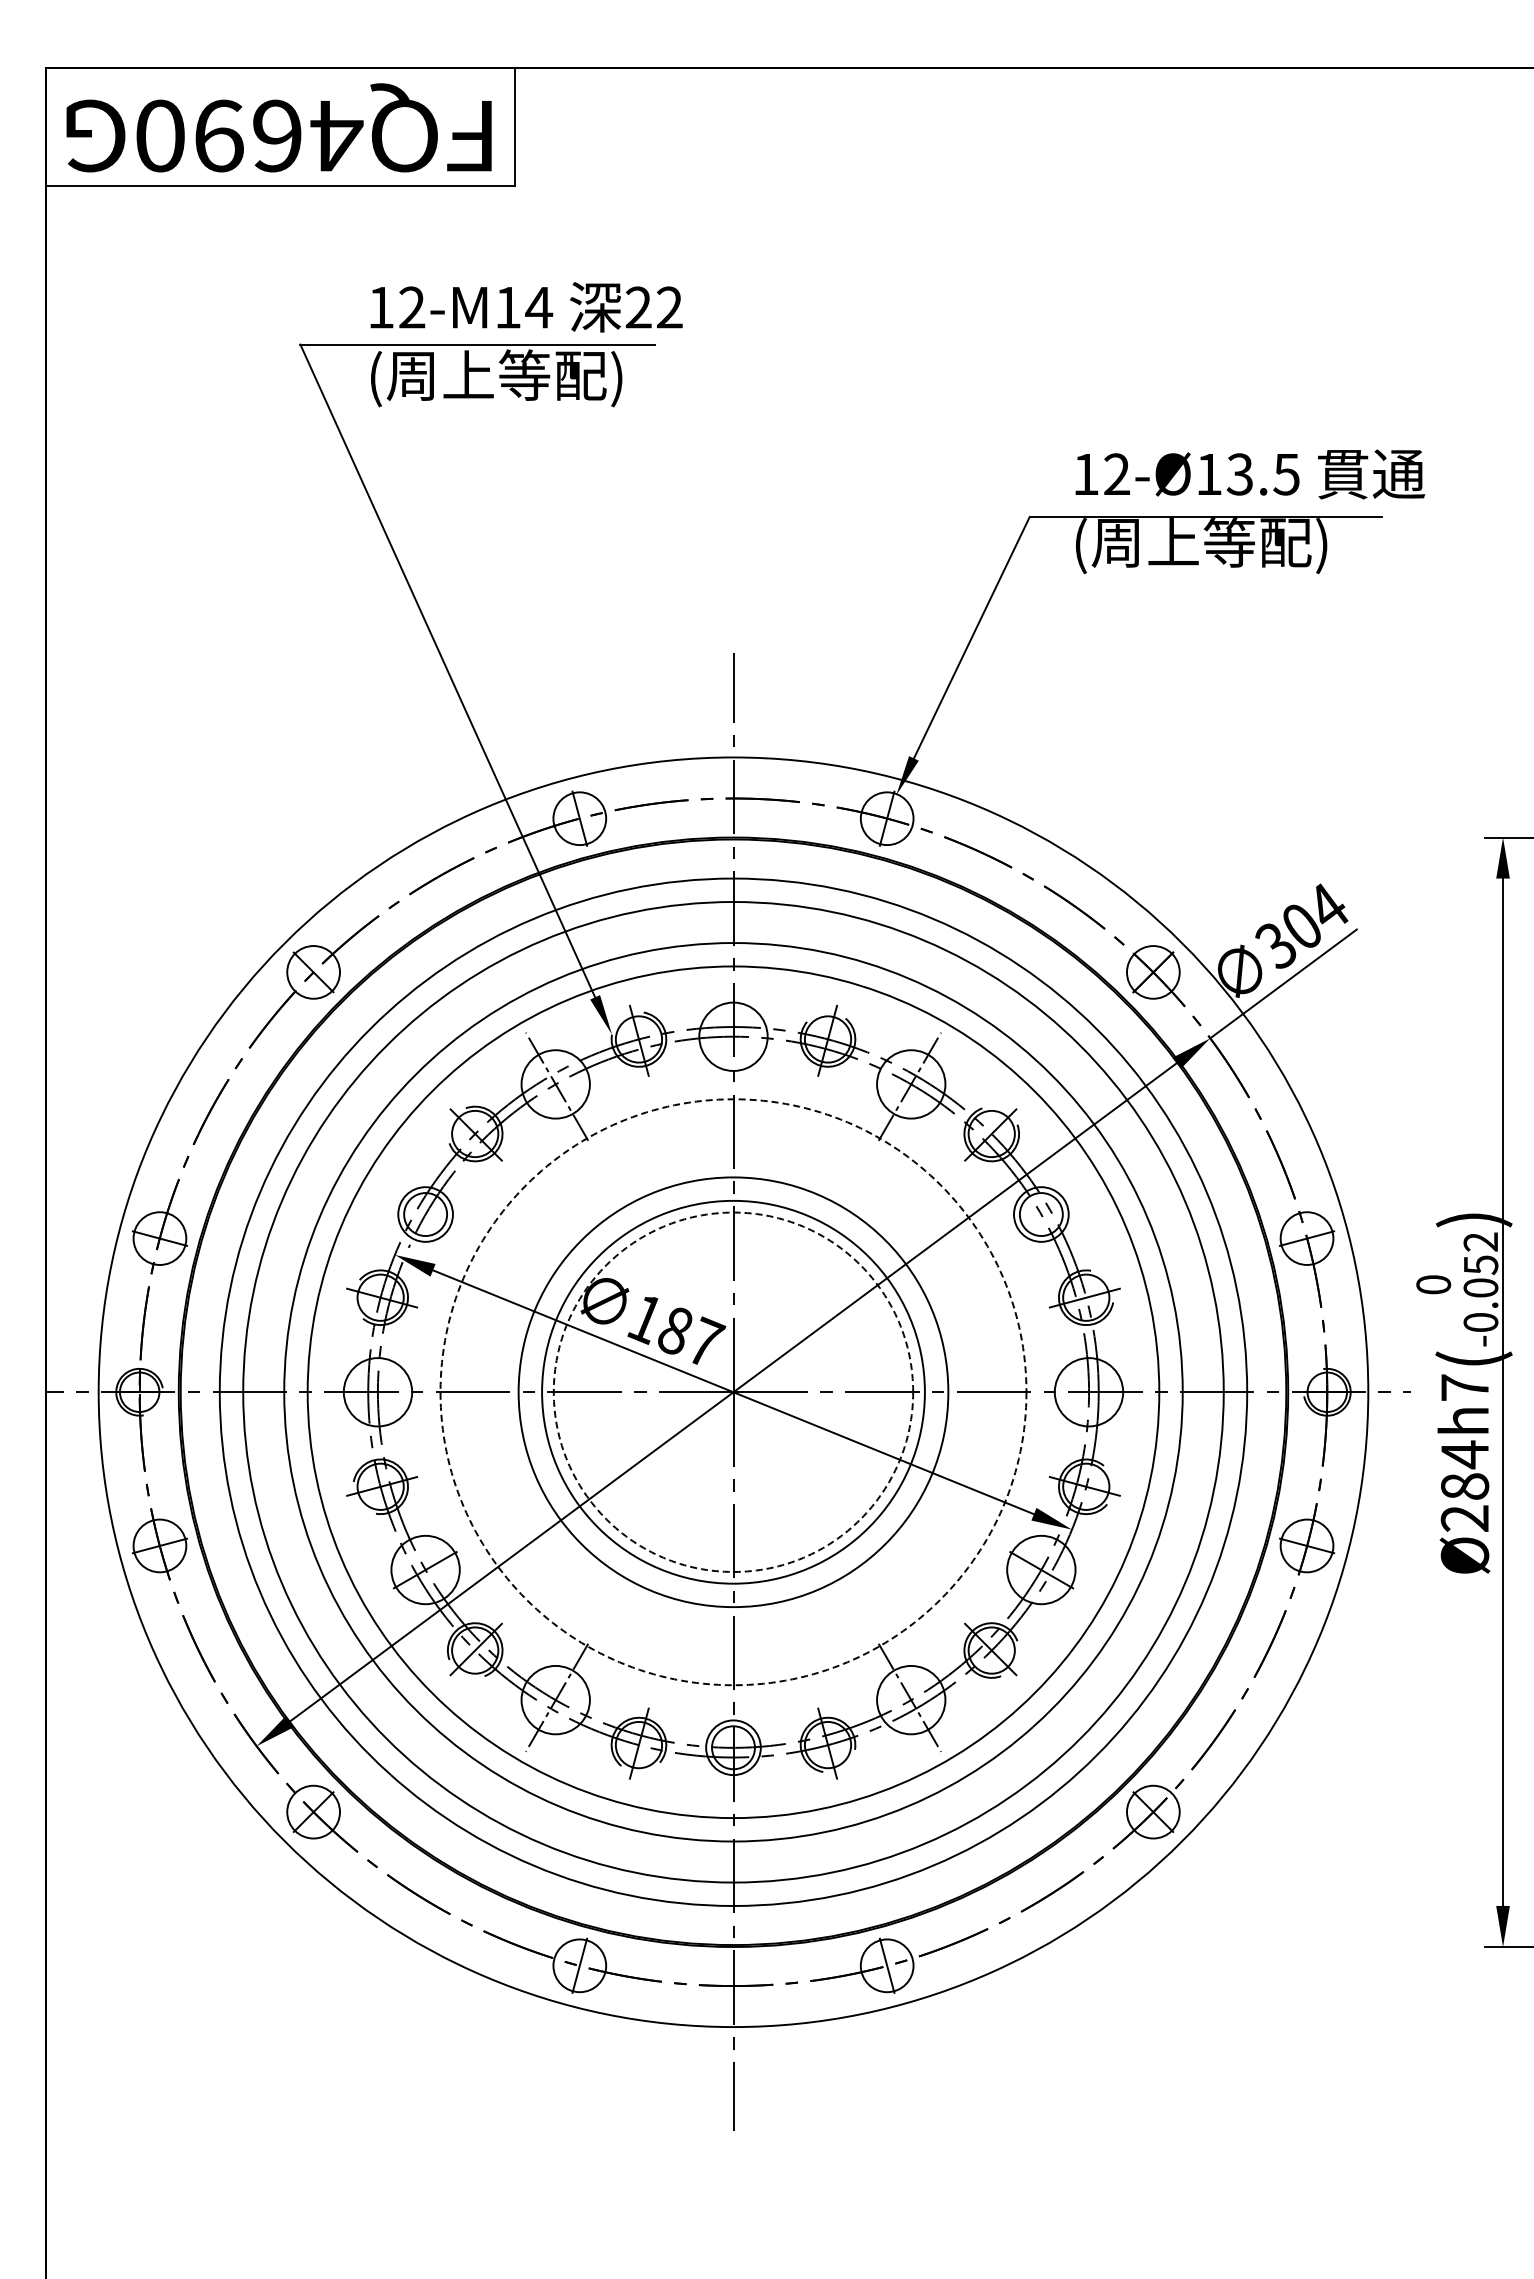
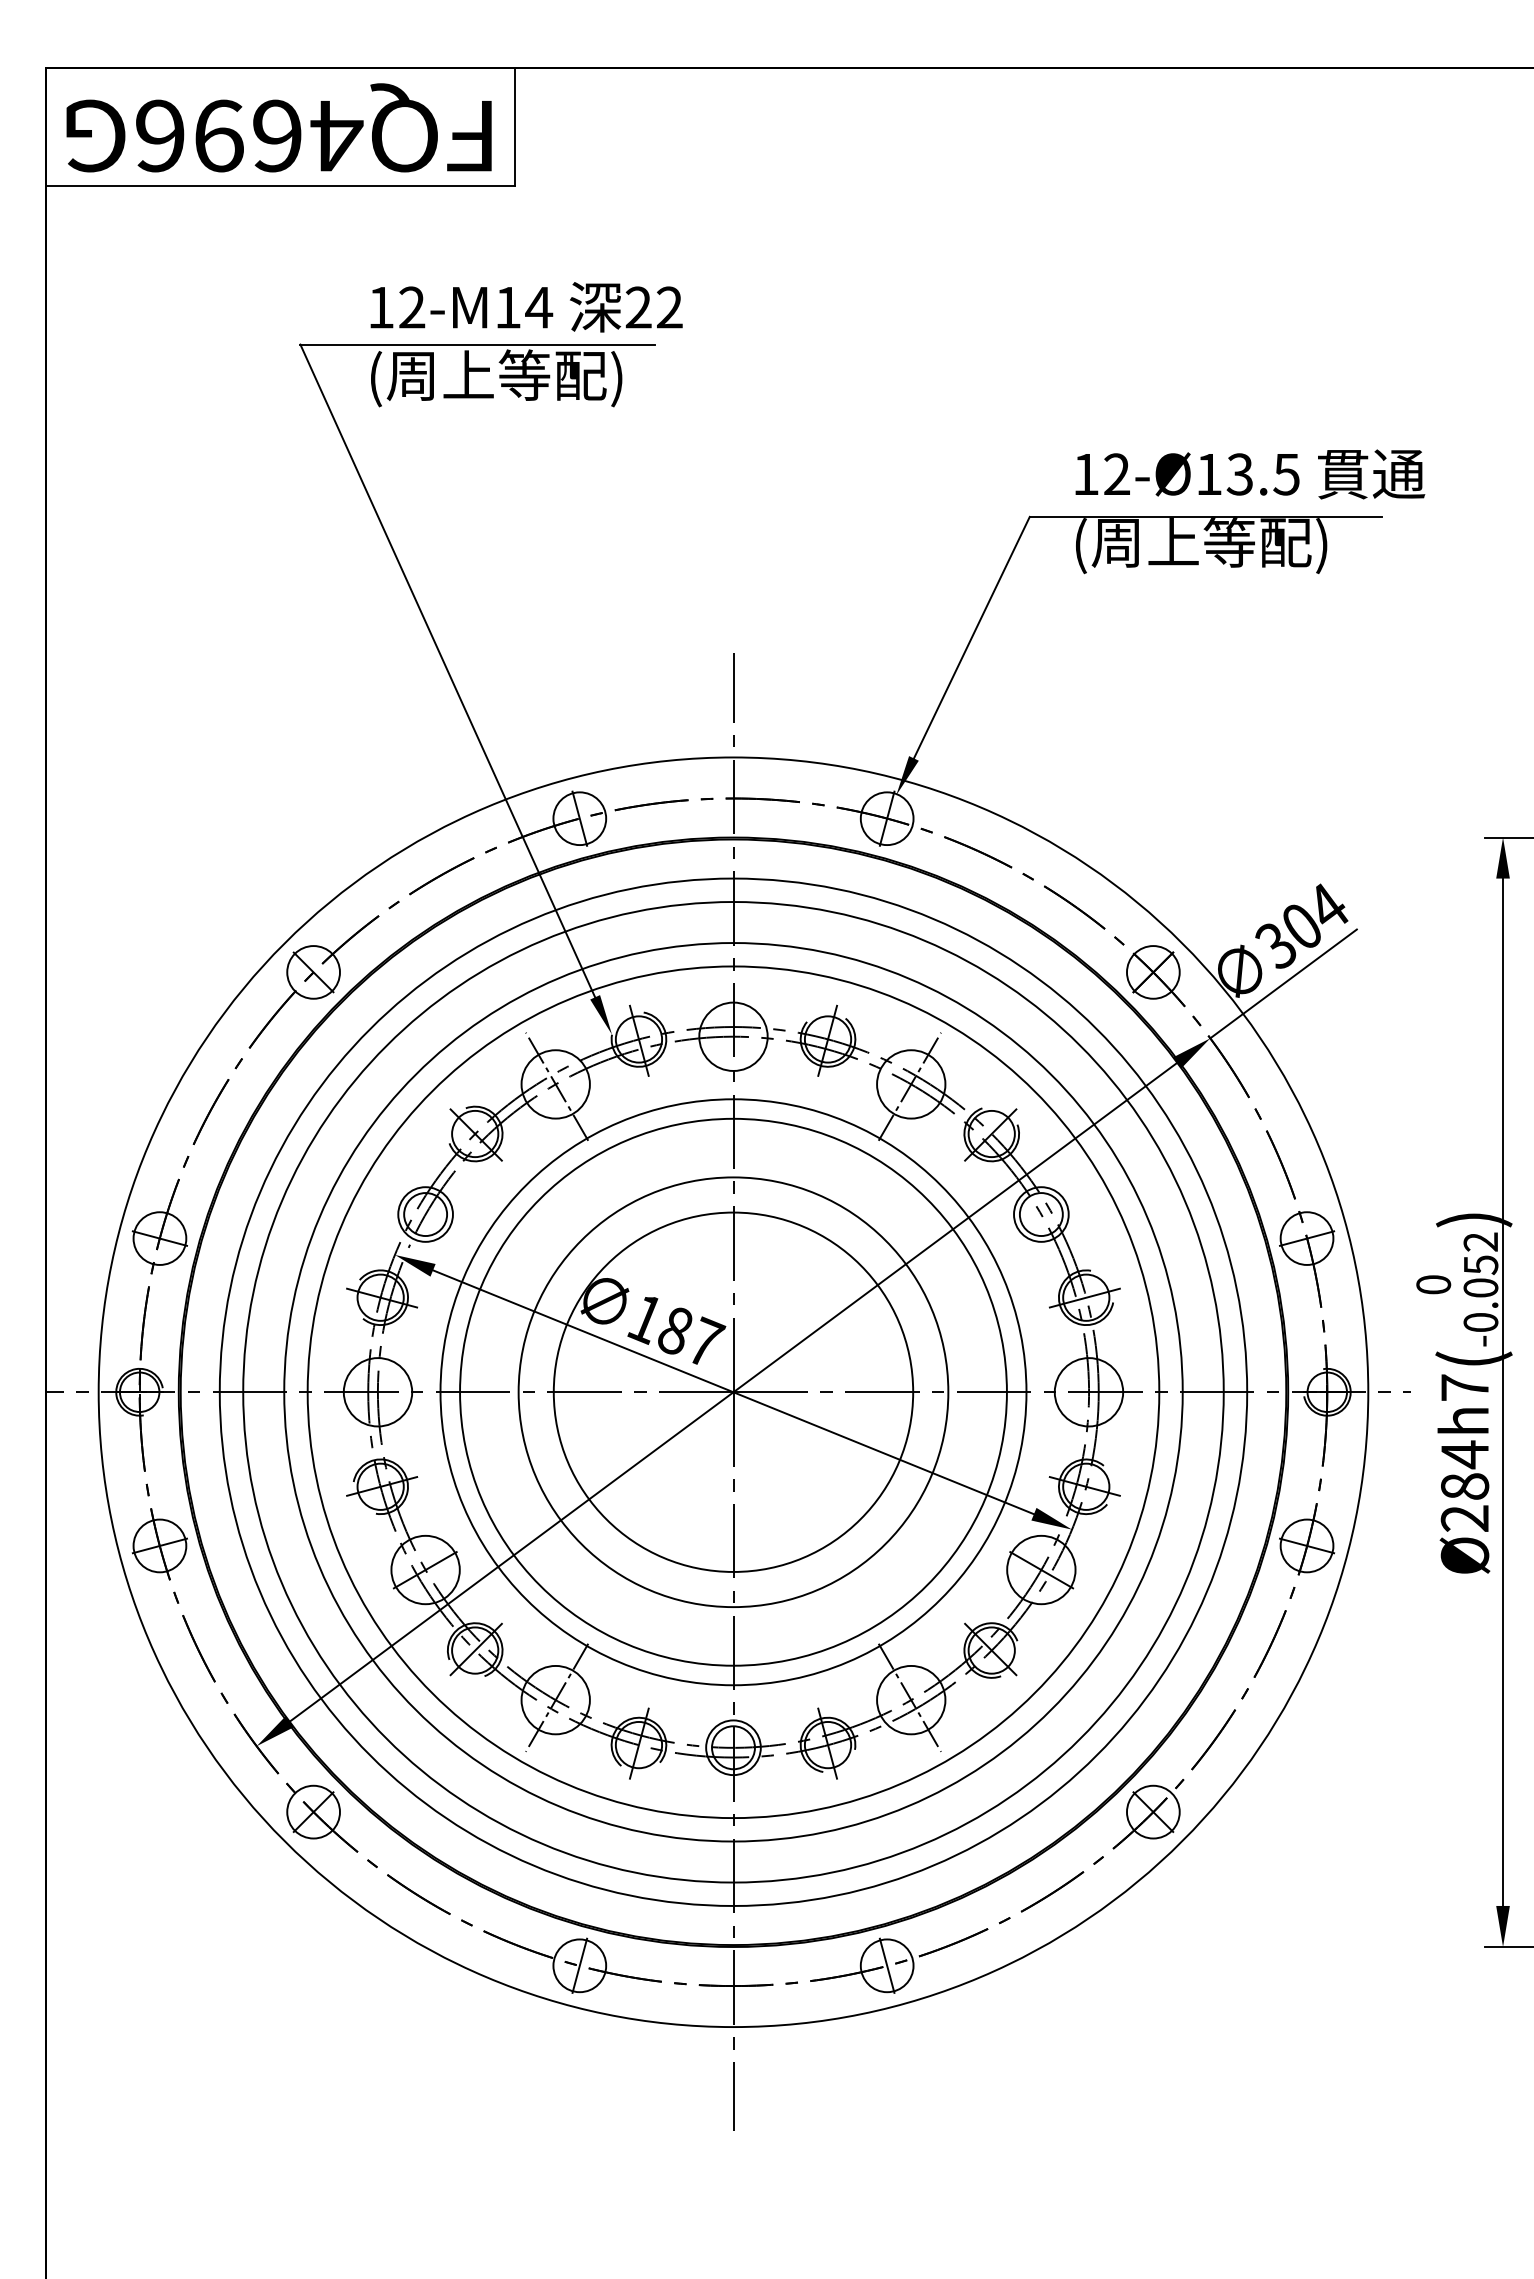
text: FQ4690G -> FQ4696G (160, 135)
circle diameter: 383 px -> 547 px (733, 1391)
circle: dashed -> solid (733, 1391)
circle: dashed -> solid (733, 1392)
